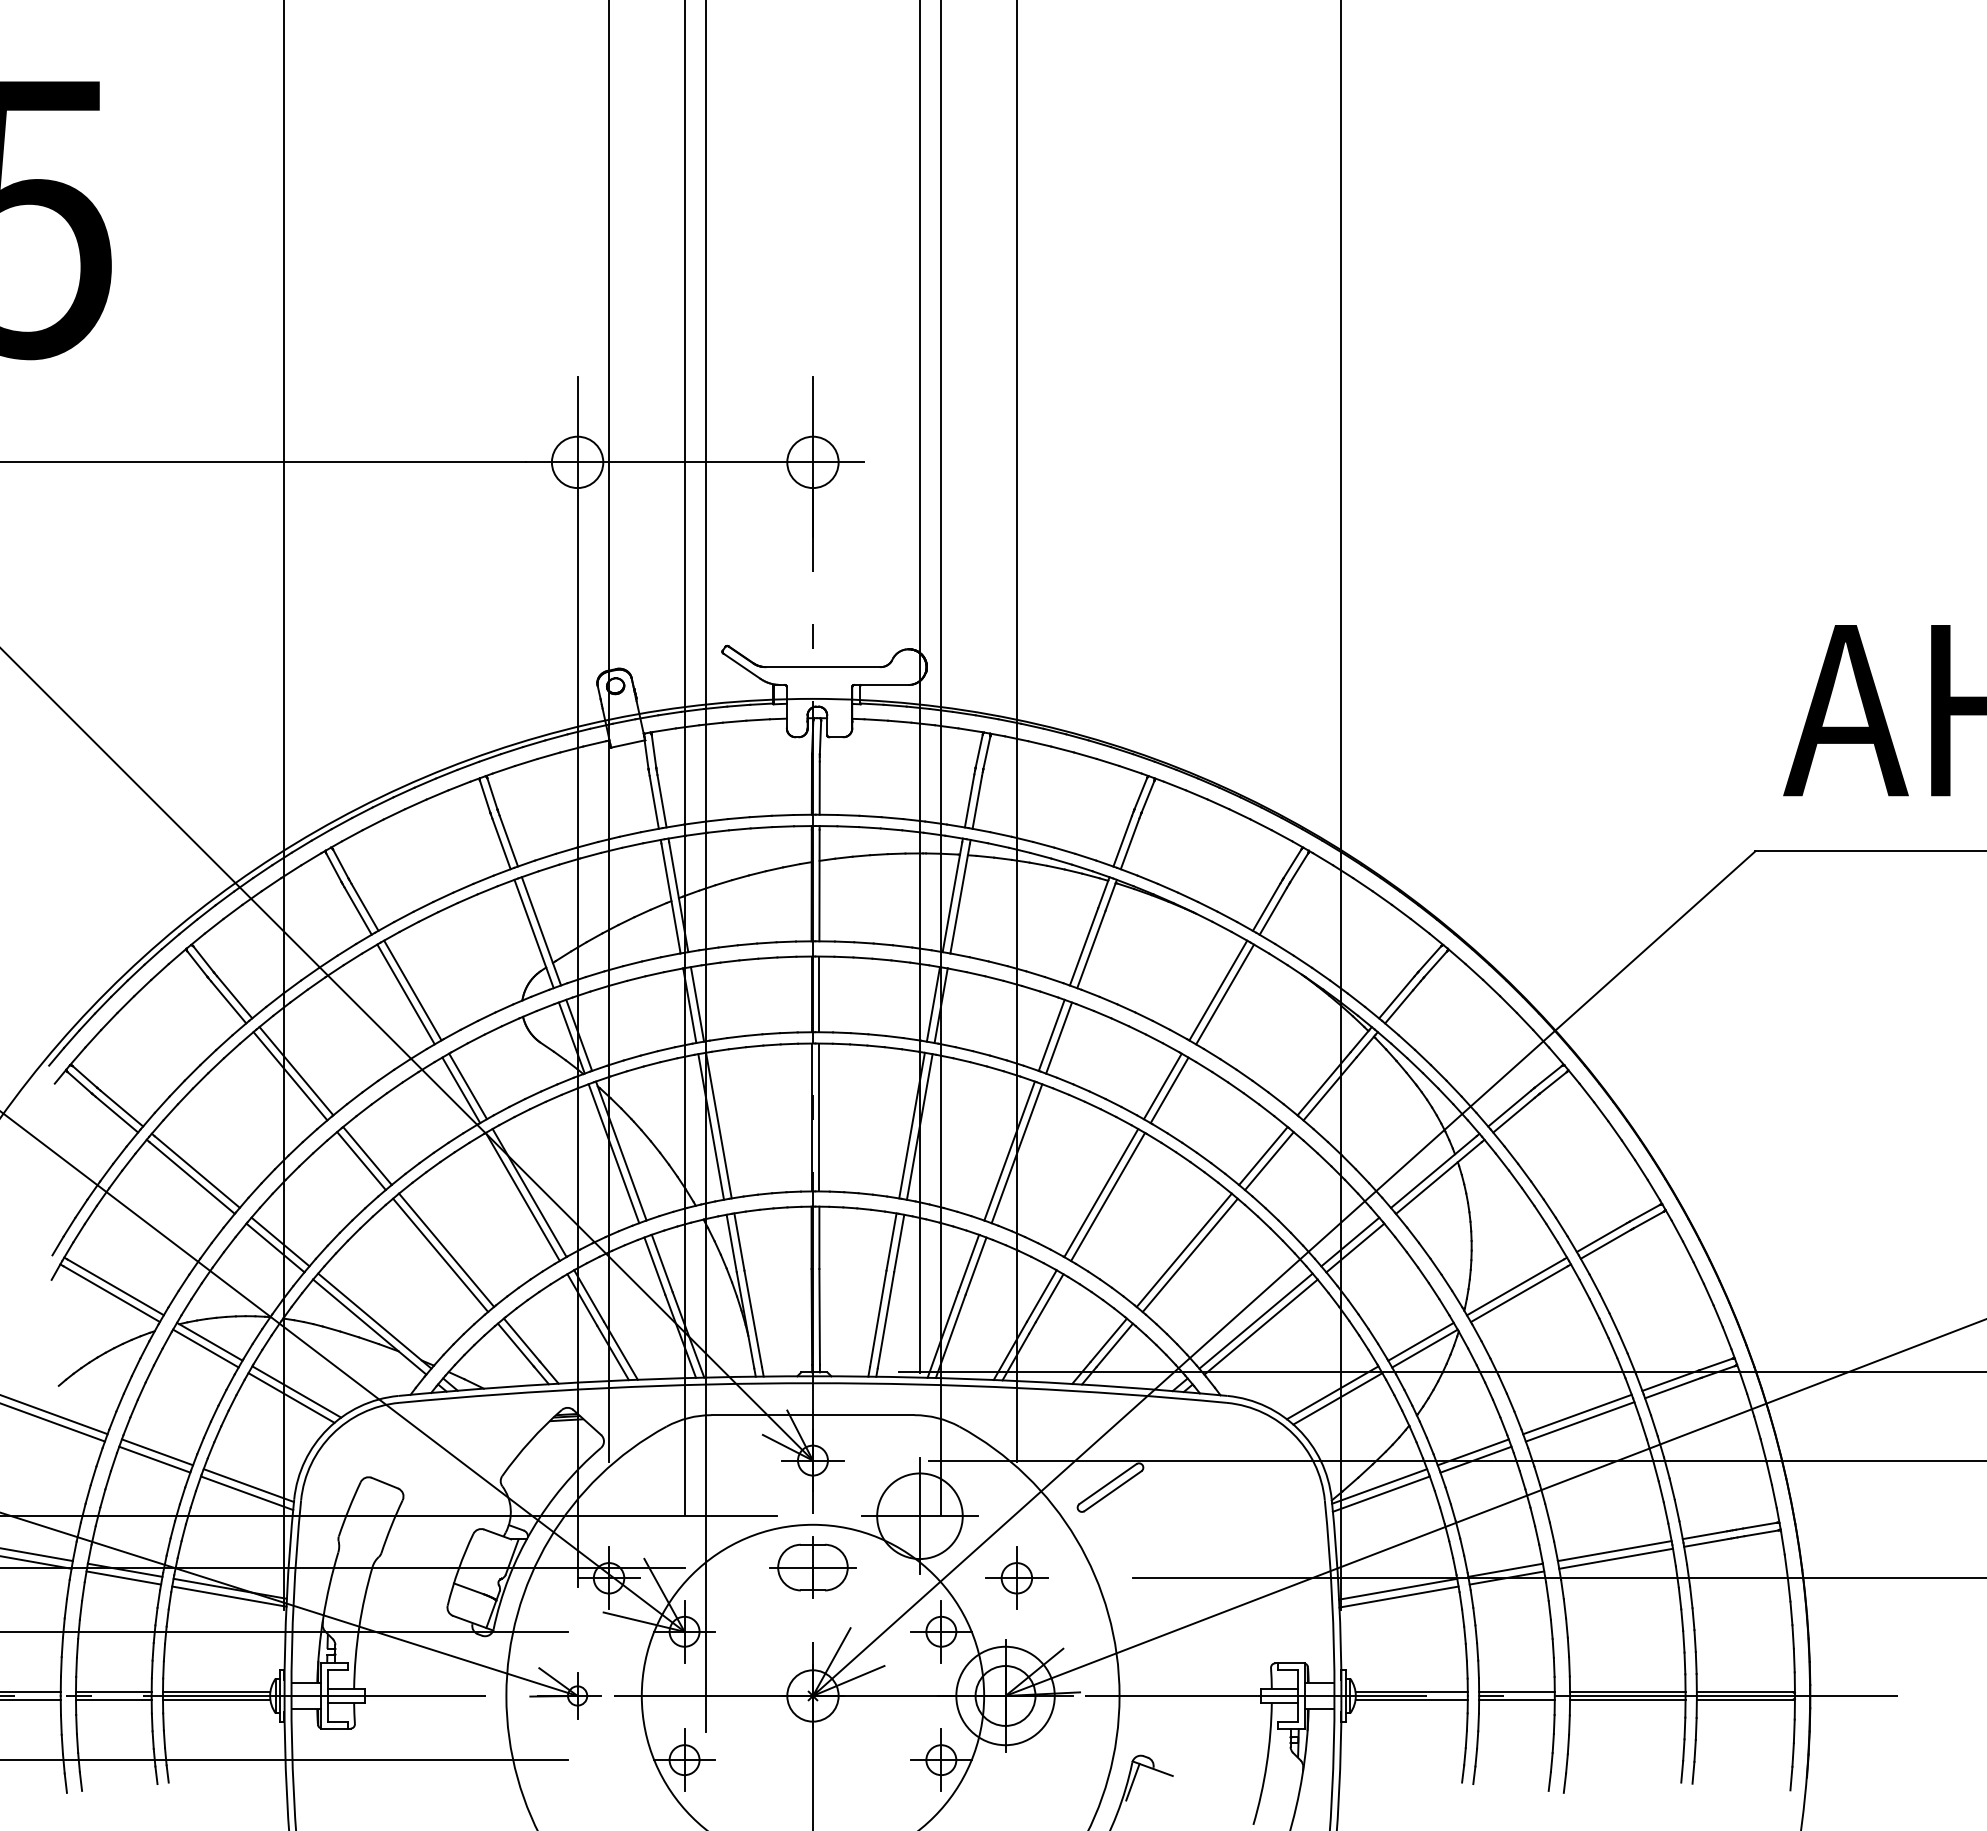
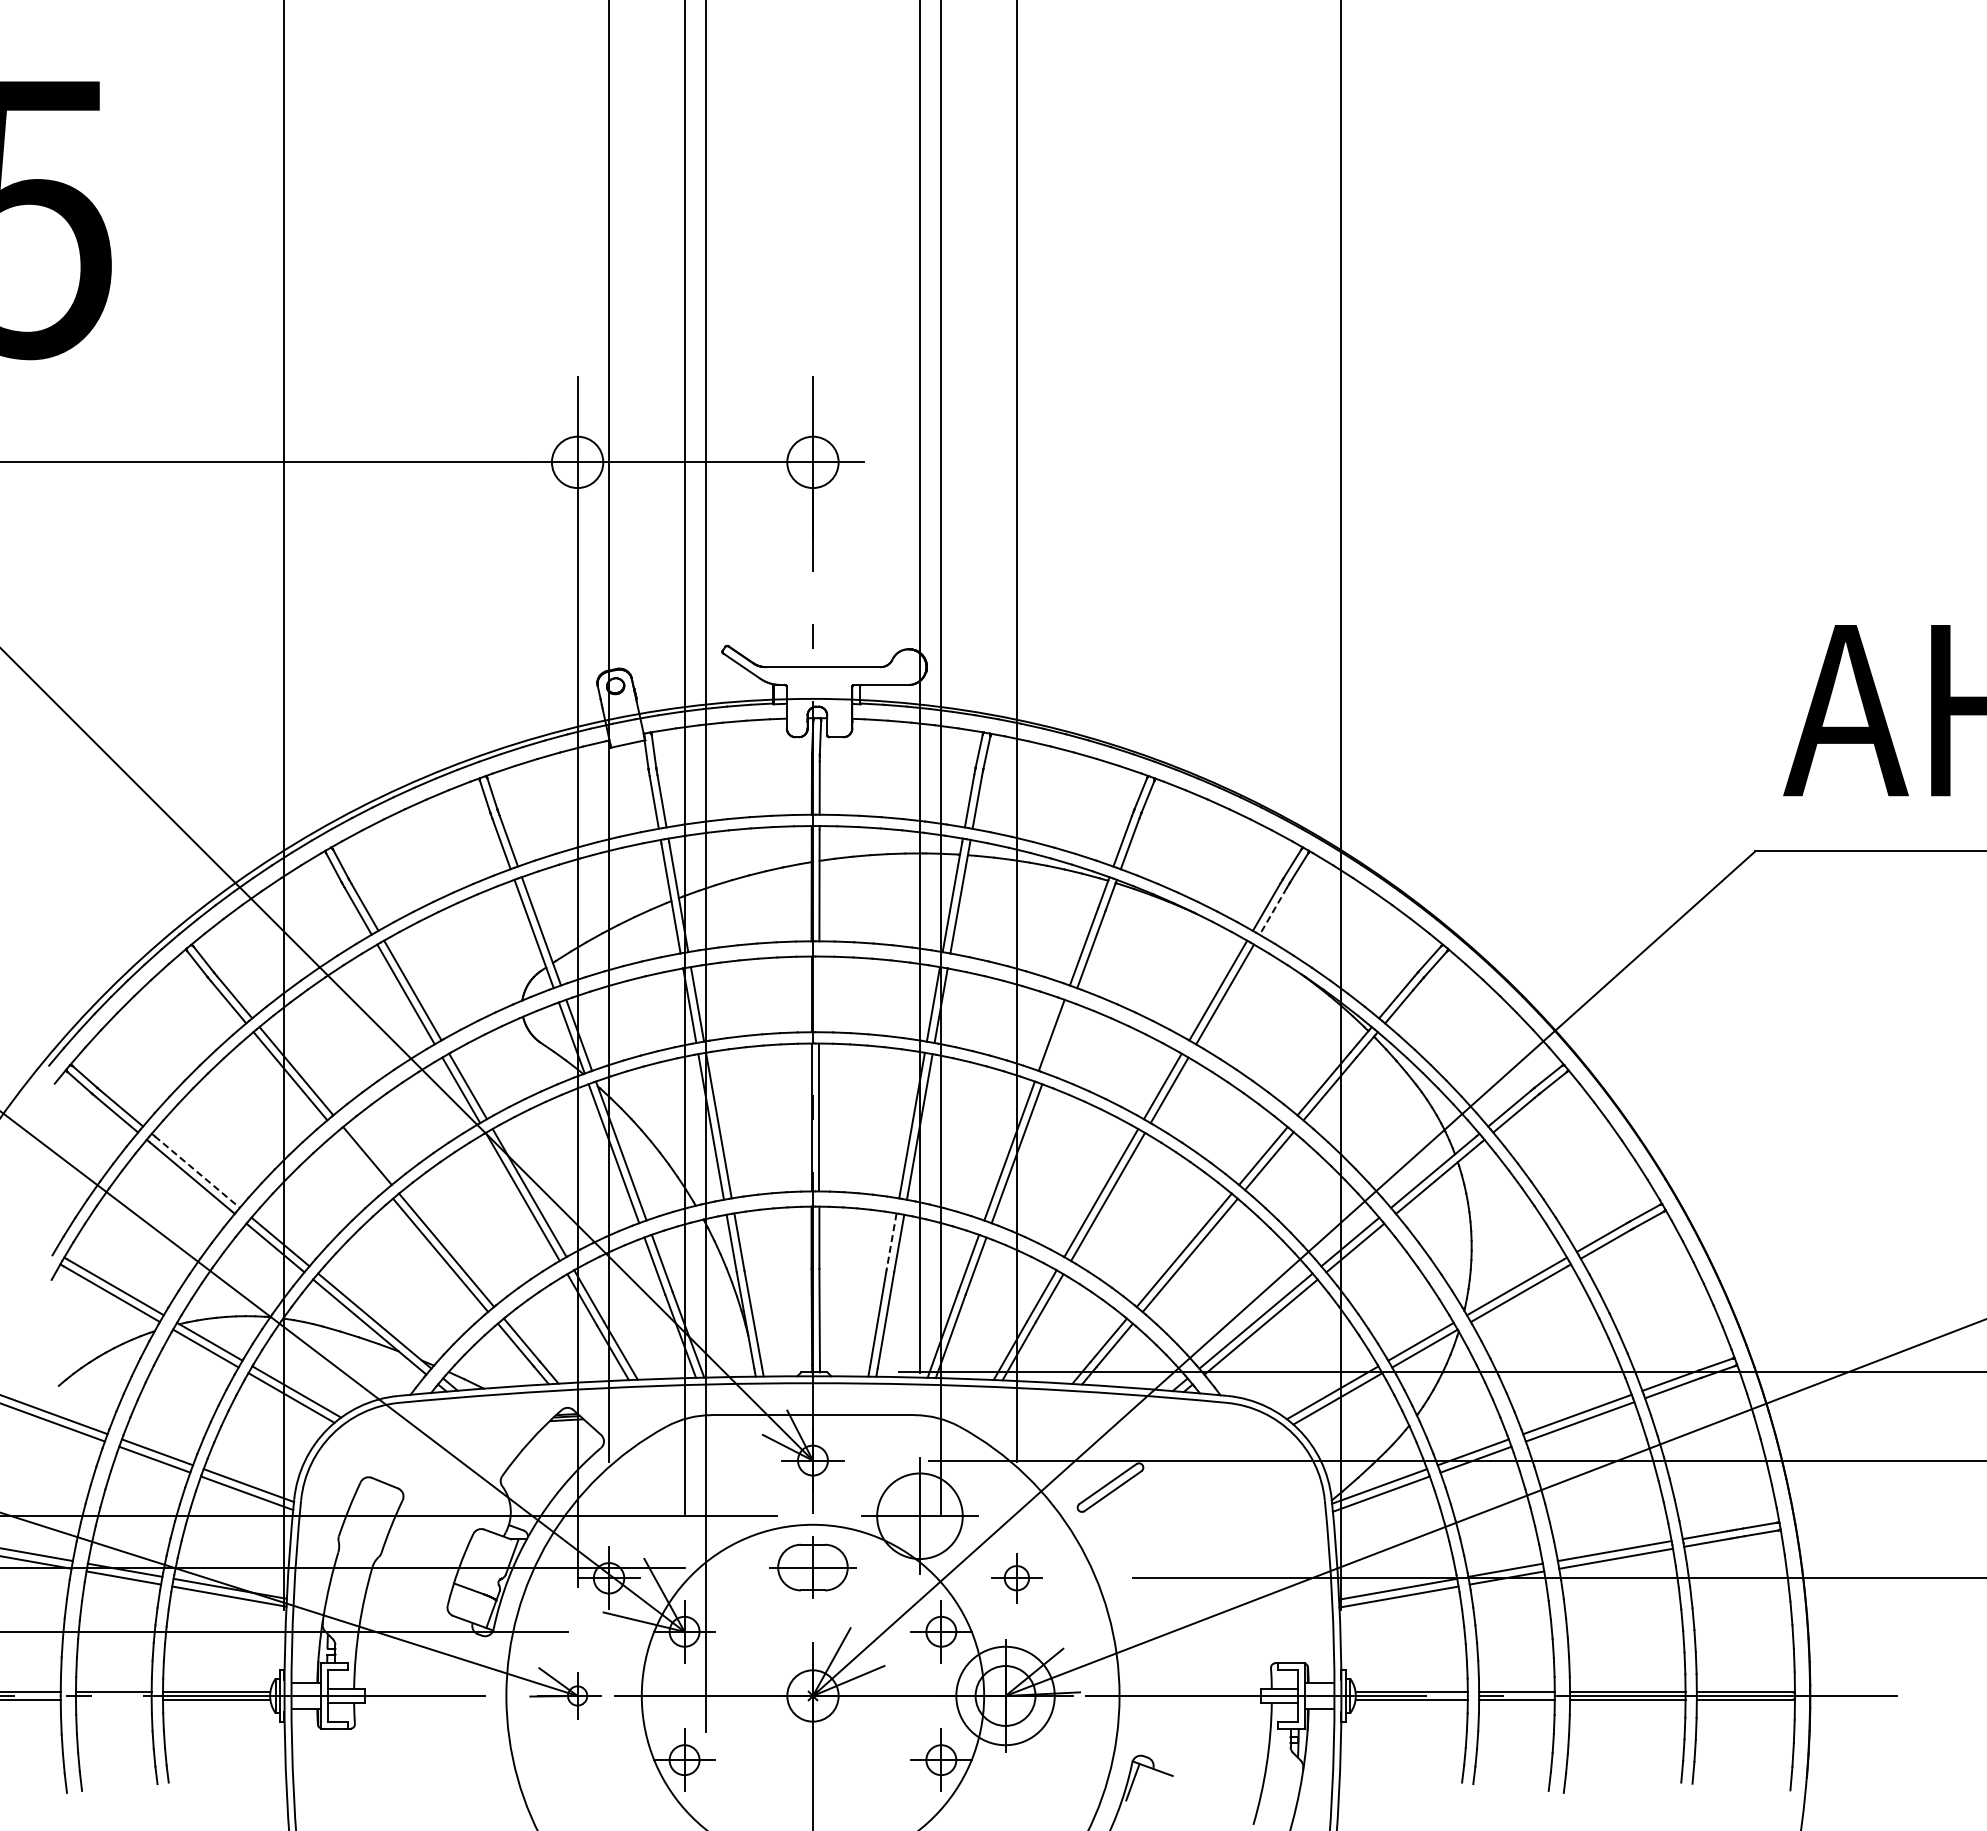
line: solid -> dashed (1273, 911)
line: present -> none (819, 994)
line: present -> none (1059, 1037)
line: present -> none (361, 1161)
line: solid -> dashed (197, 1172)
line: solid -> dashed (891, 1242)
part size: 64x64 px -> 52x51 px (1016, 1578)
line: present -> none (113, 1699)
line: present -> none (285, 1760)
